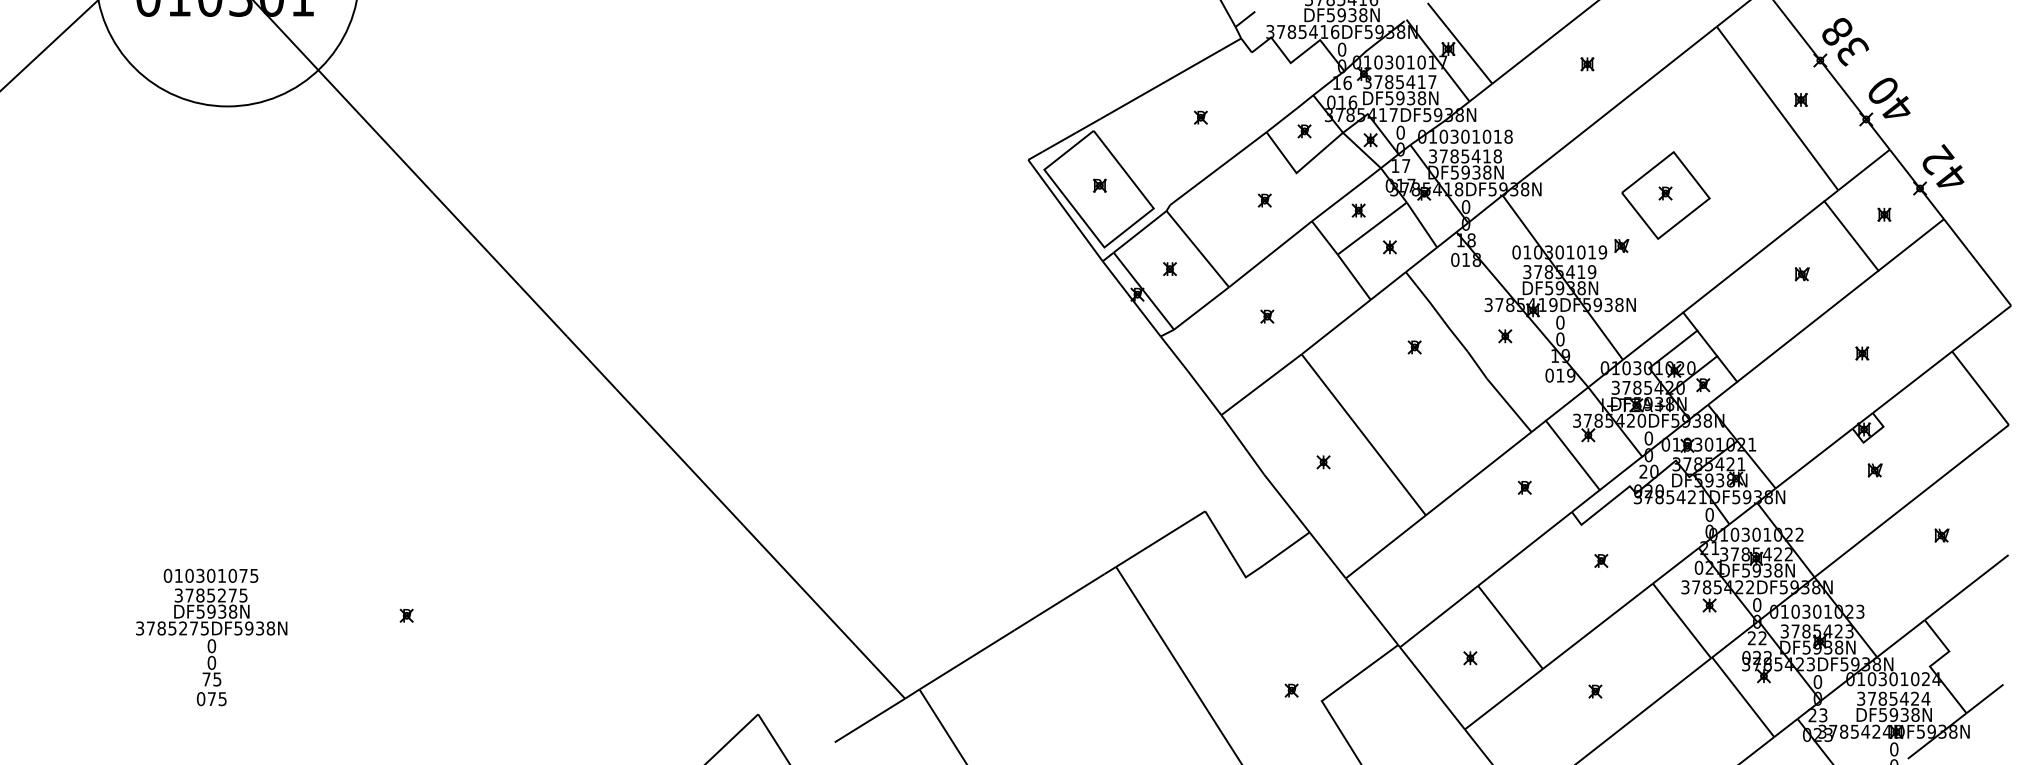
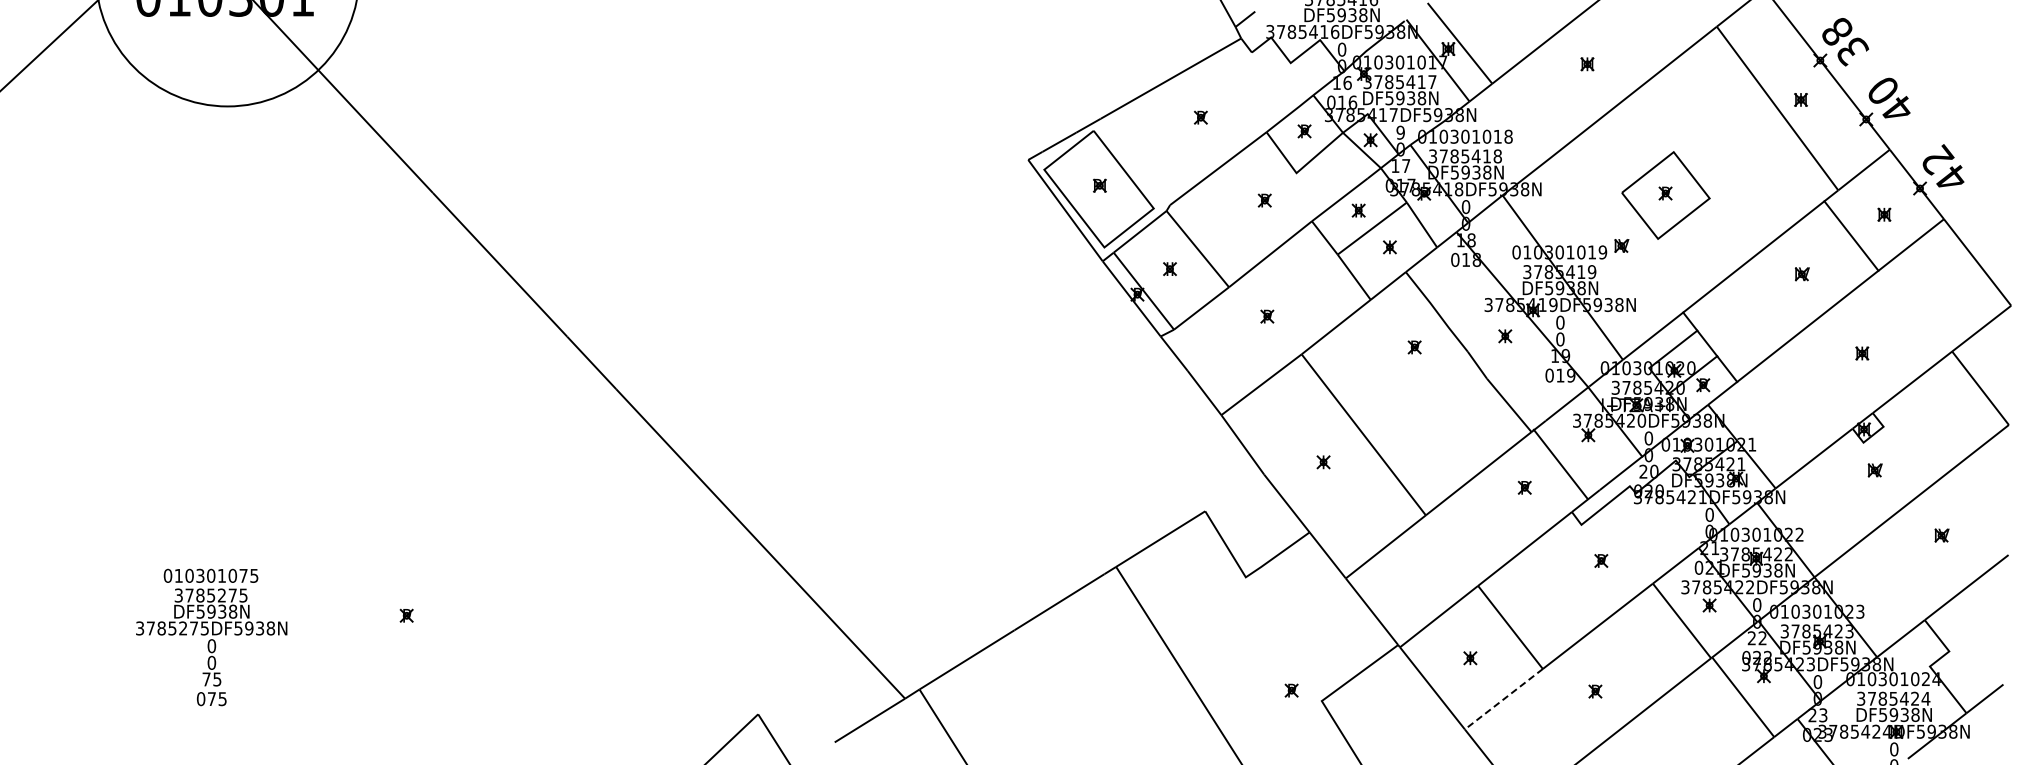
text: 0 -> 9 (1400, 132)
line position: (1572, 455) -> (1560, 464) (1560, 464)
line: solid -> dashed (1503, 699)
